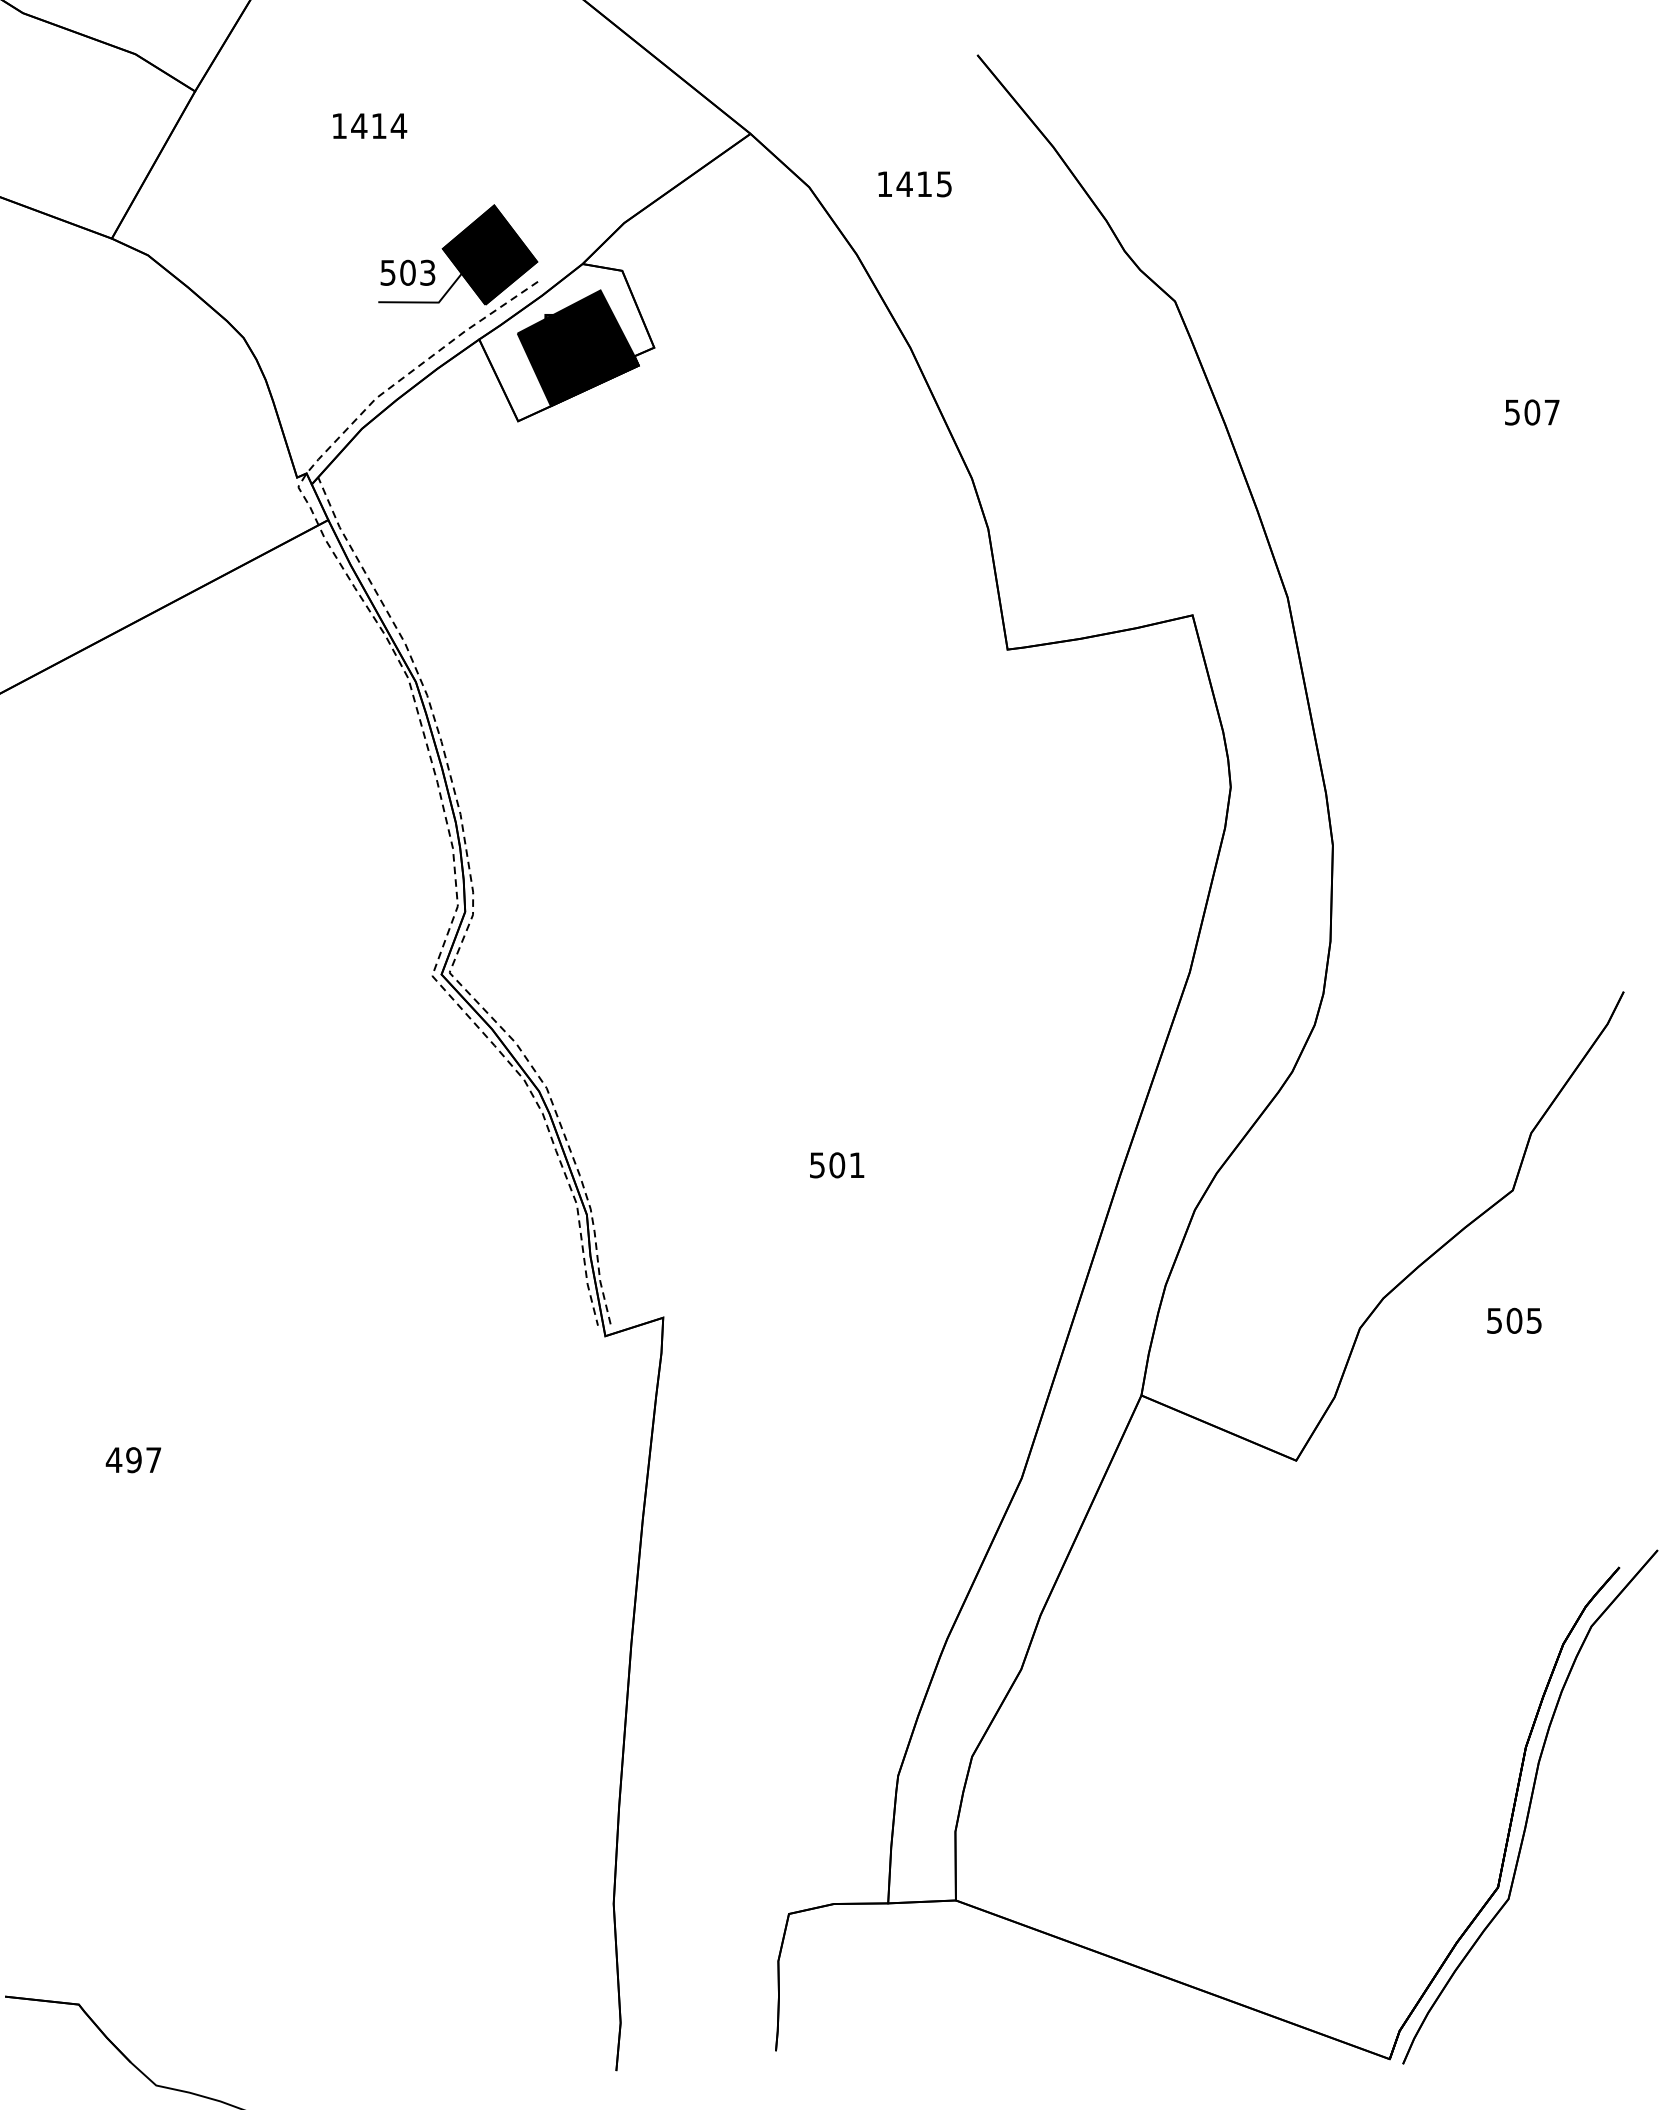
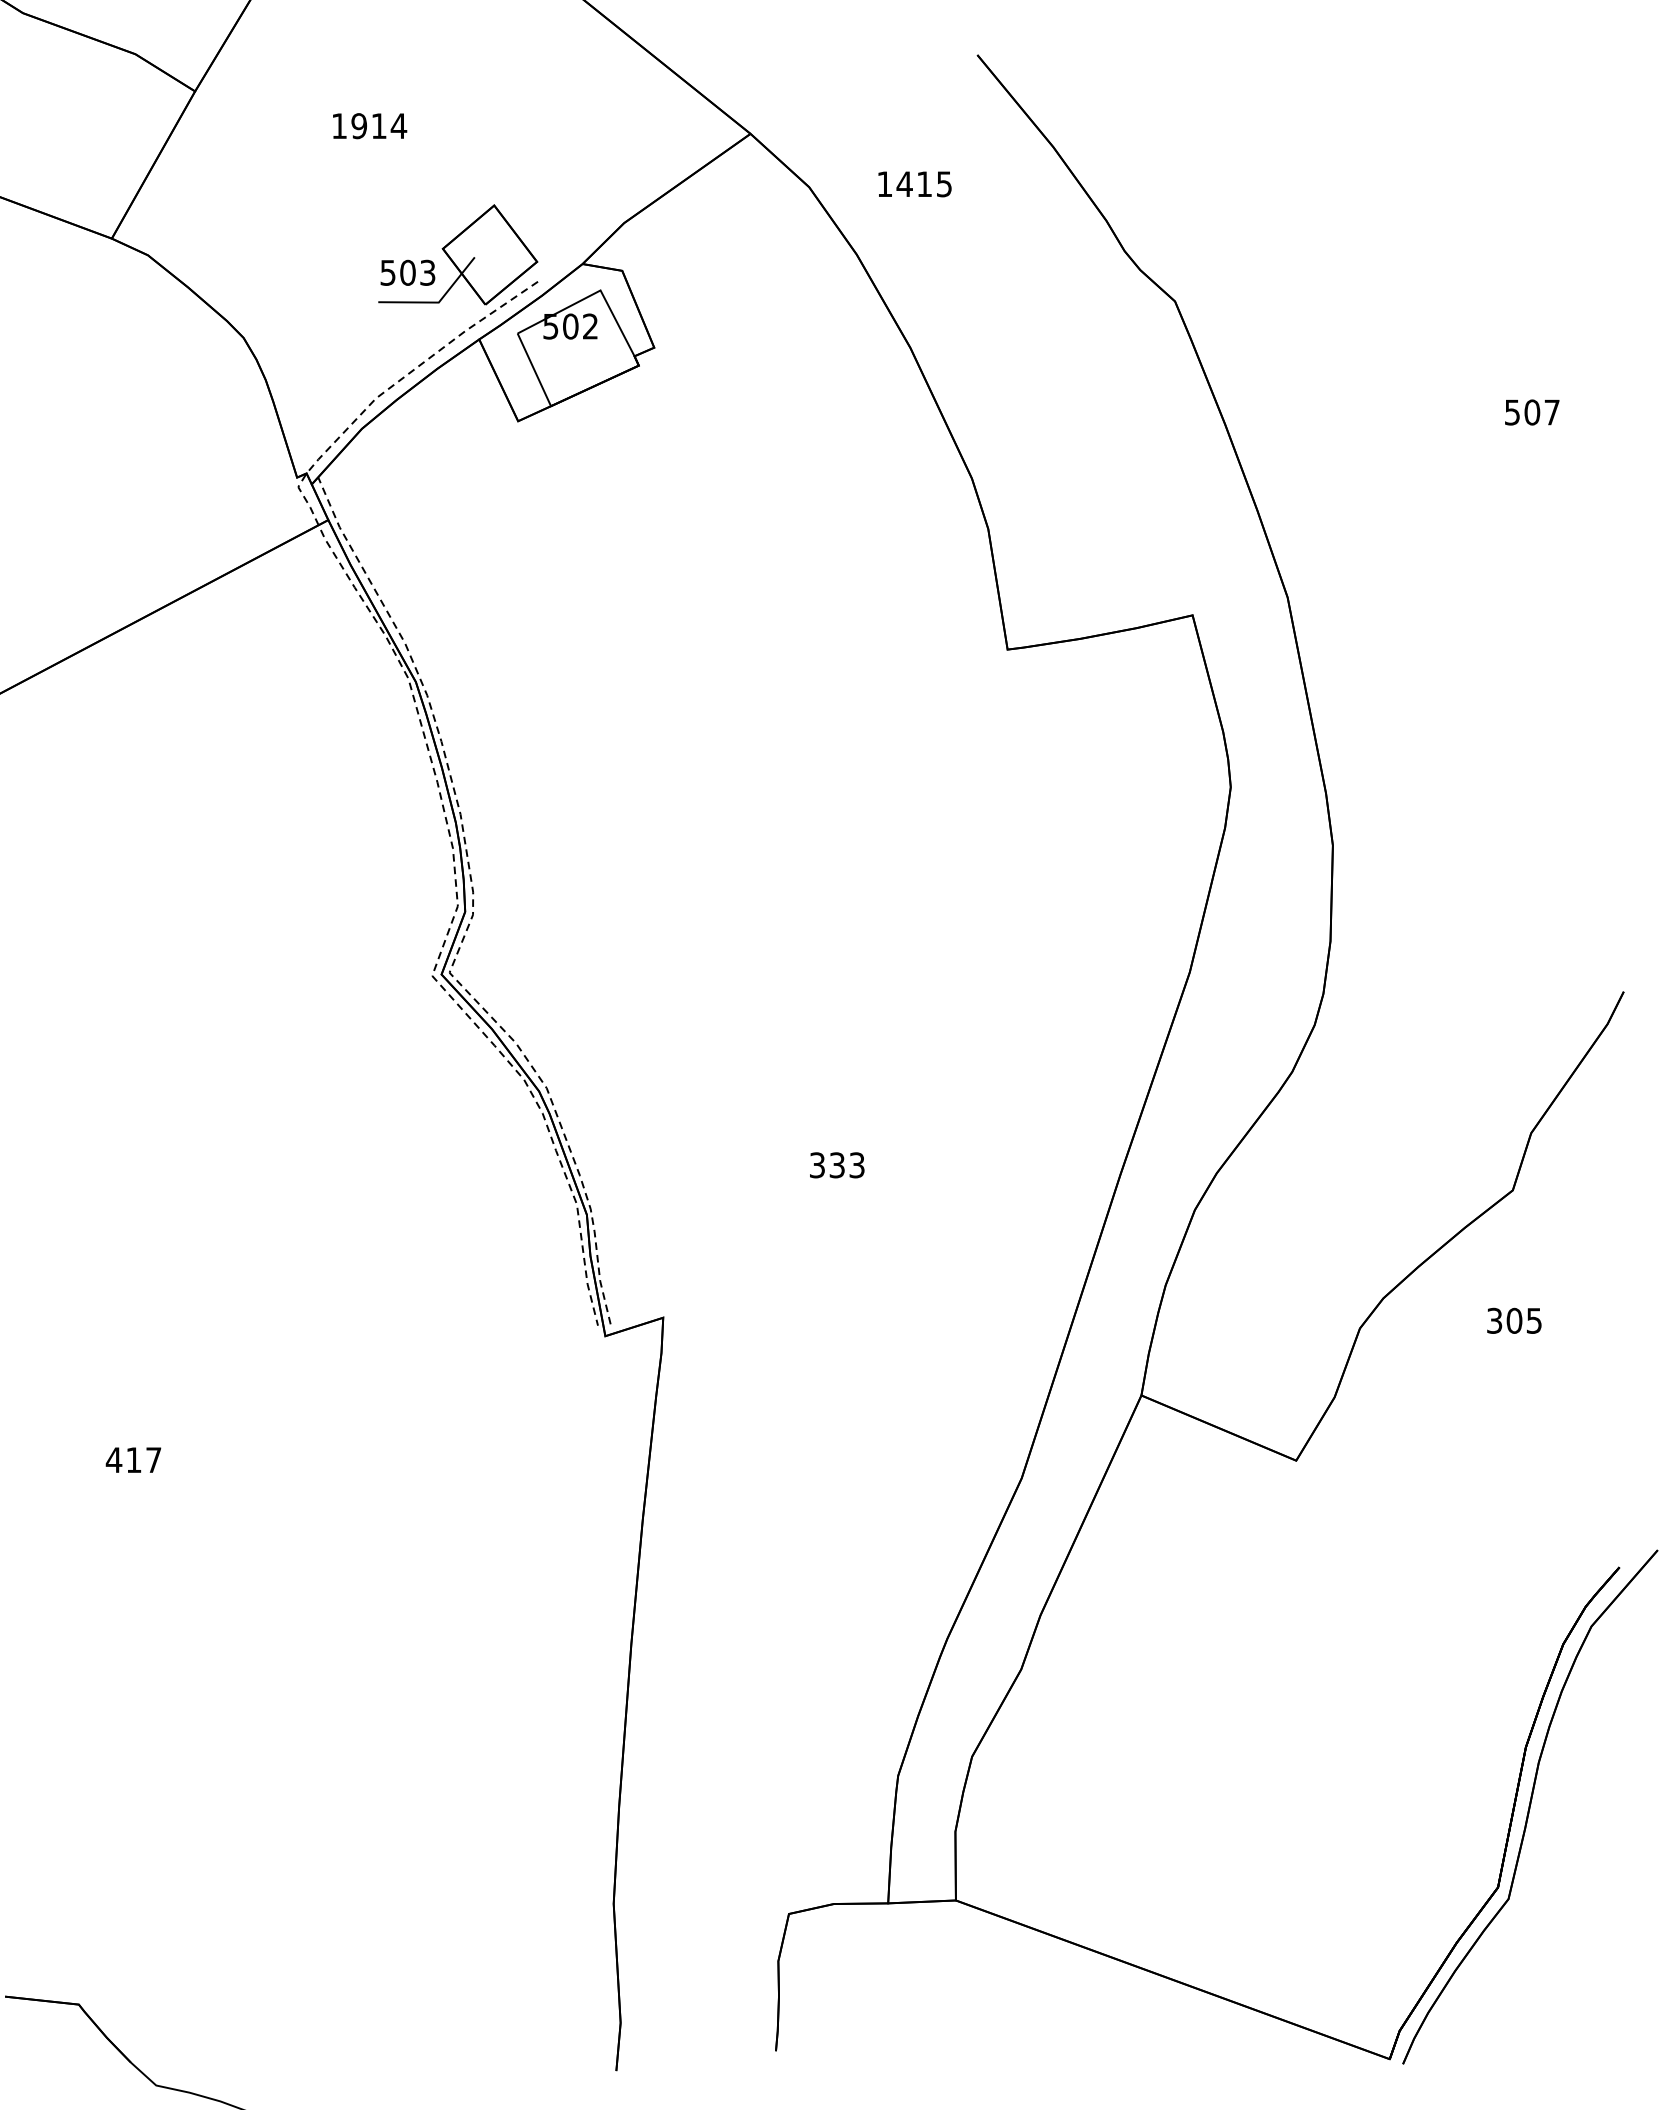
text: 1414 -> 1914 (359, 126)
fill: present -> none (489, 254)
fill: present -> none (577, 348)
text: 501 -> 333 (837, 1165)
text: 505 -> 305 (1494, 1320)
text: 497 -> 417 (133, 1460)
